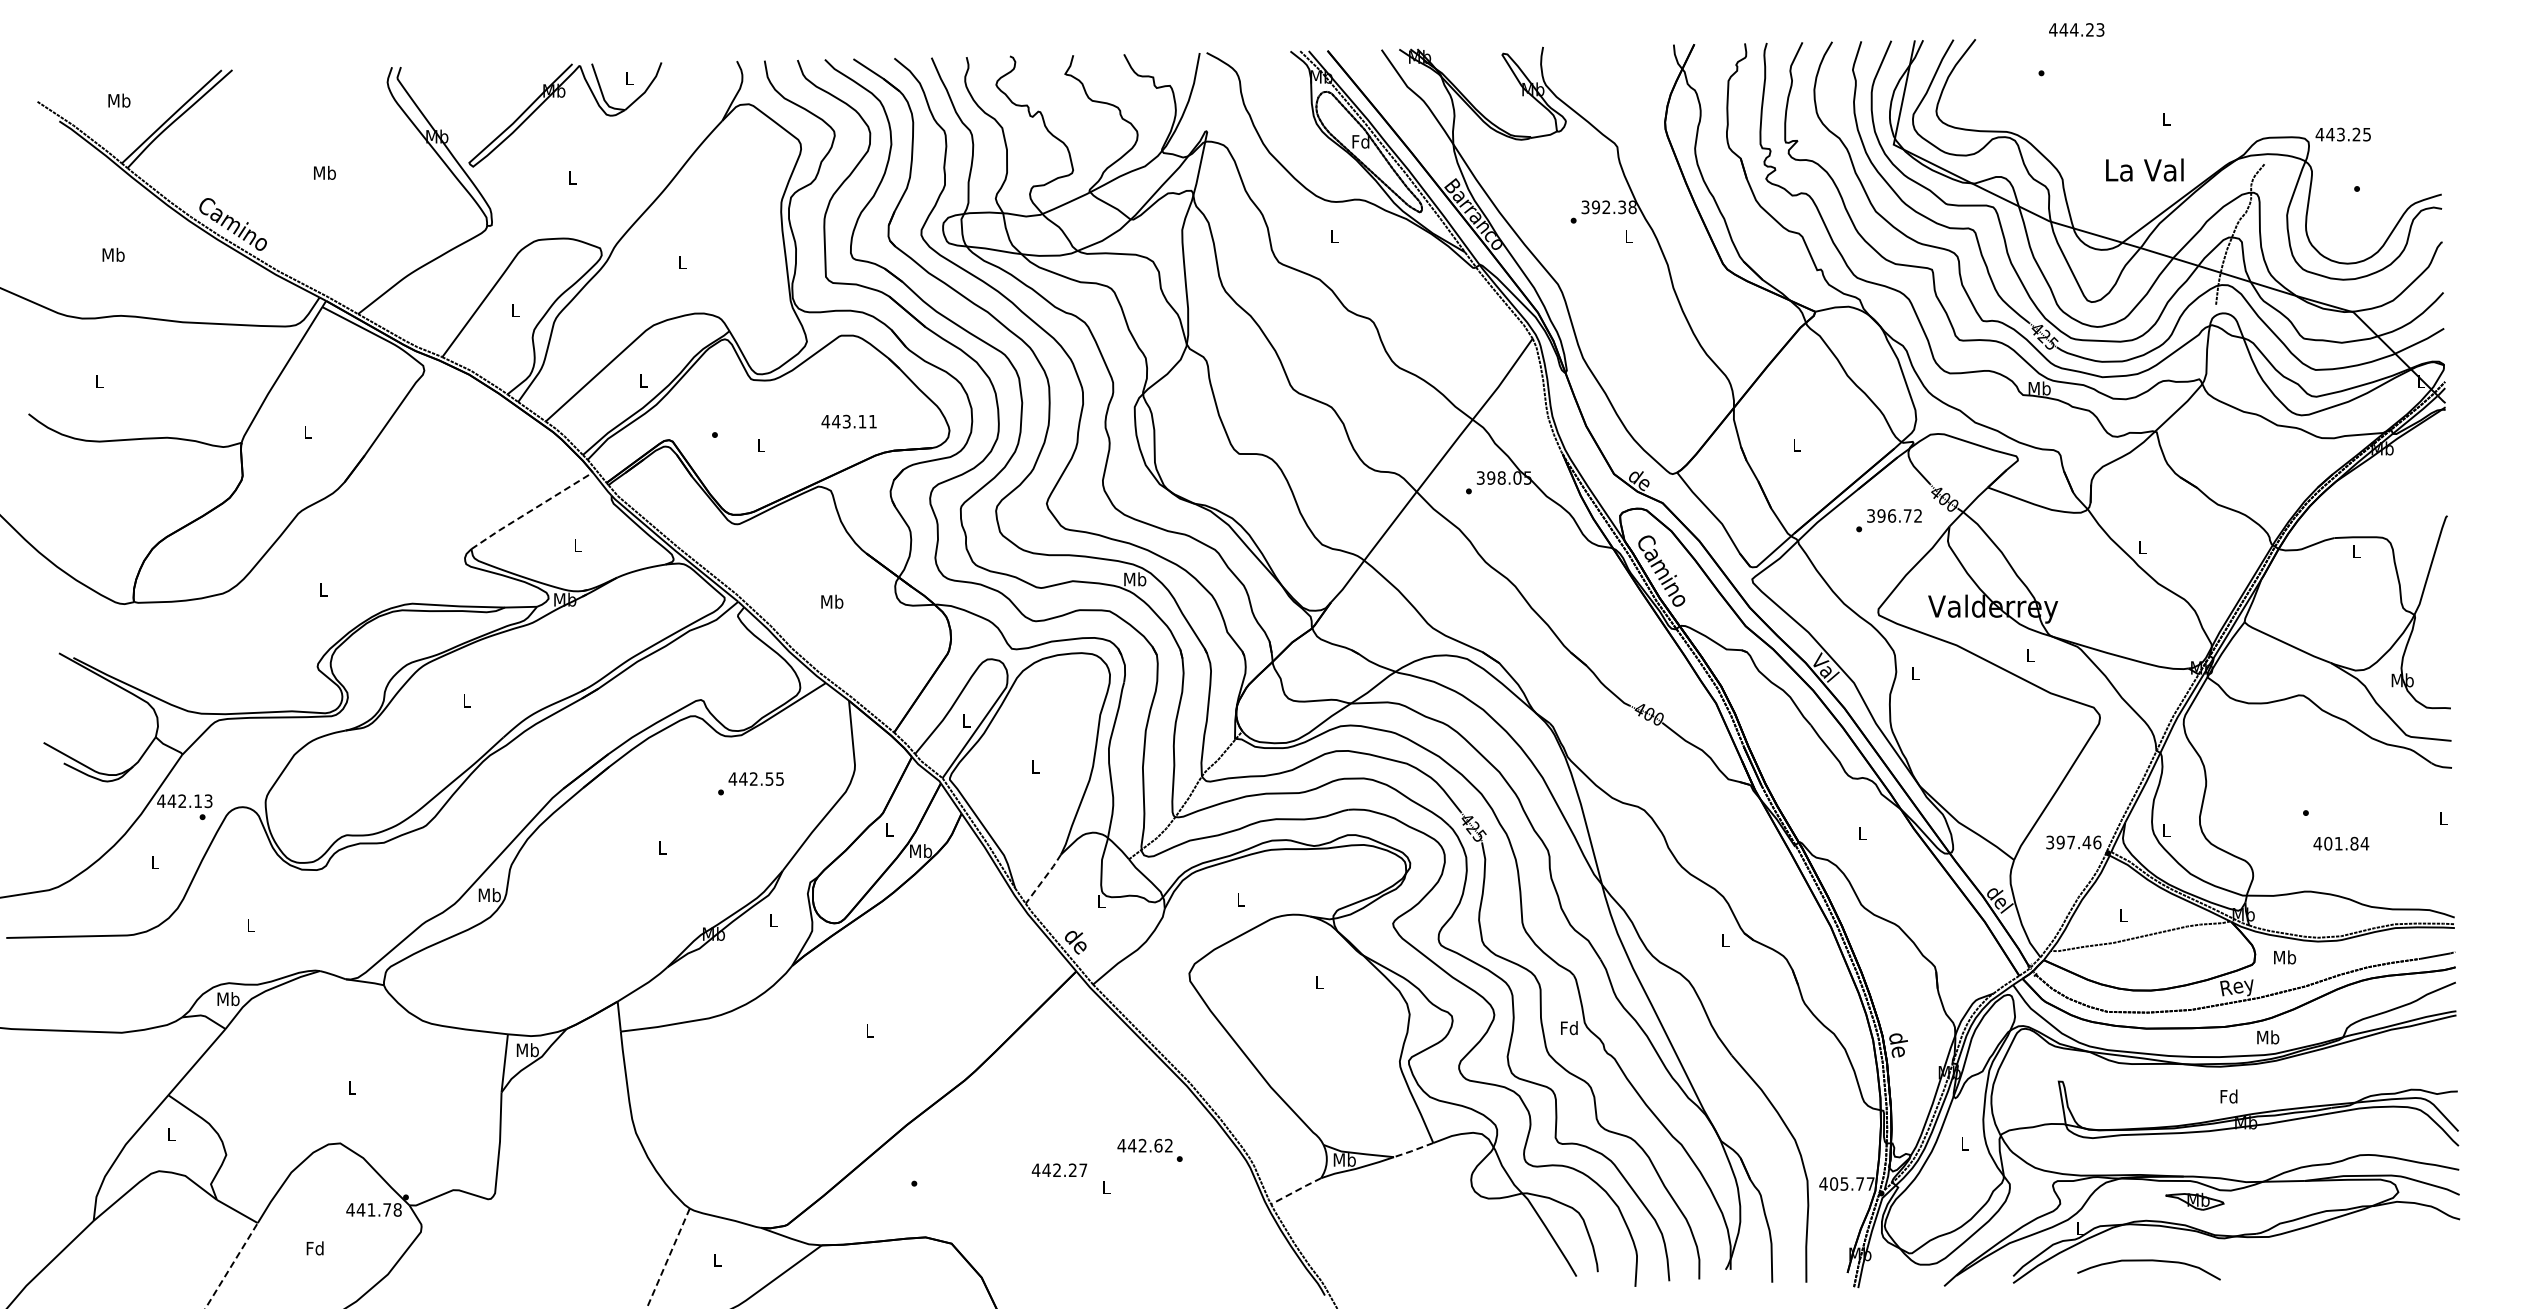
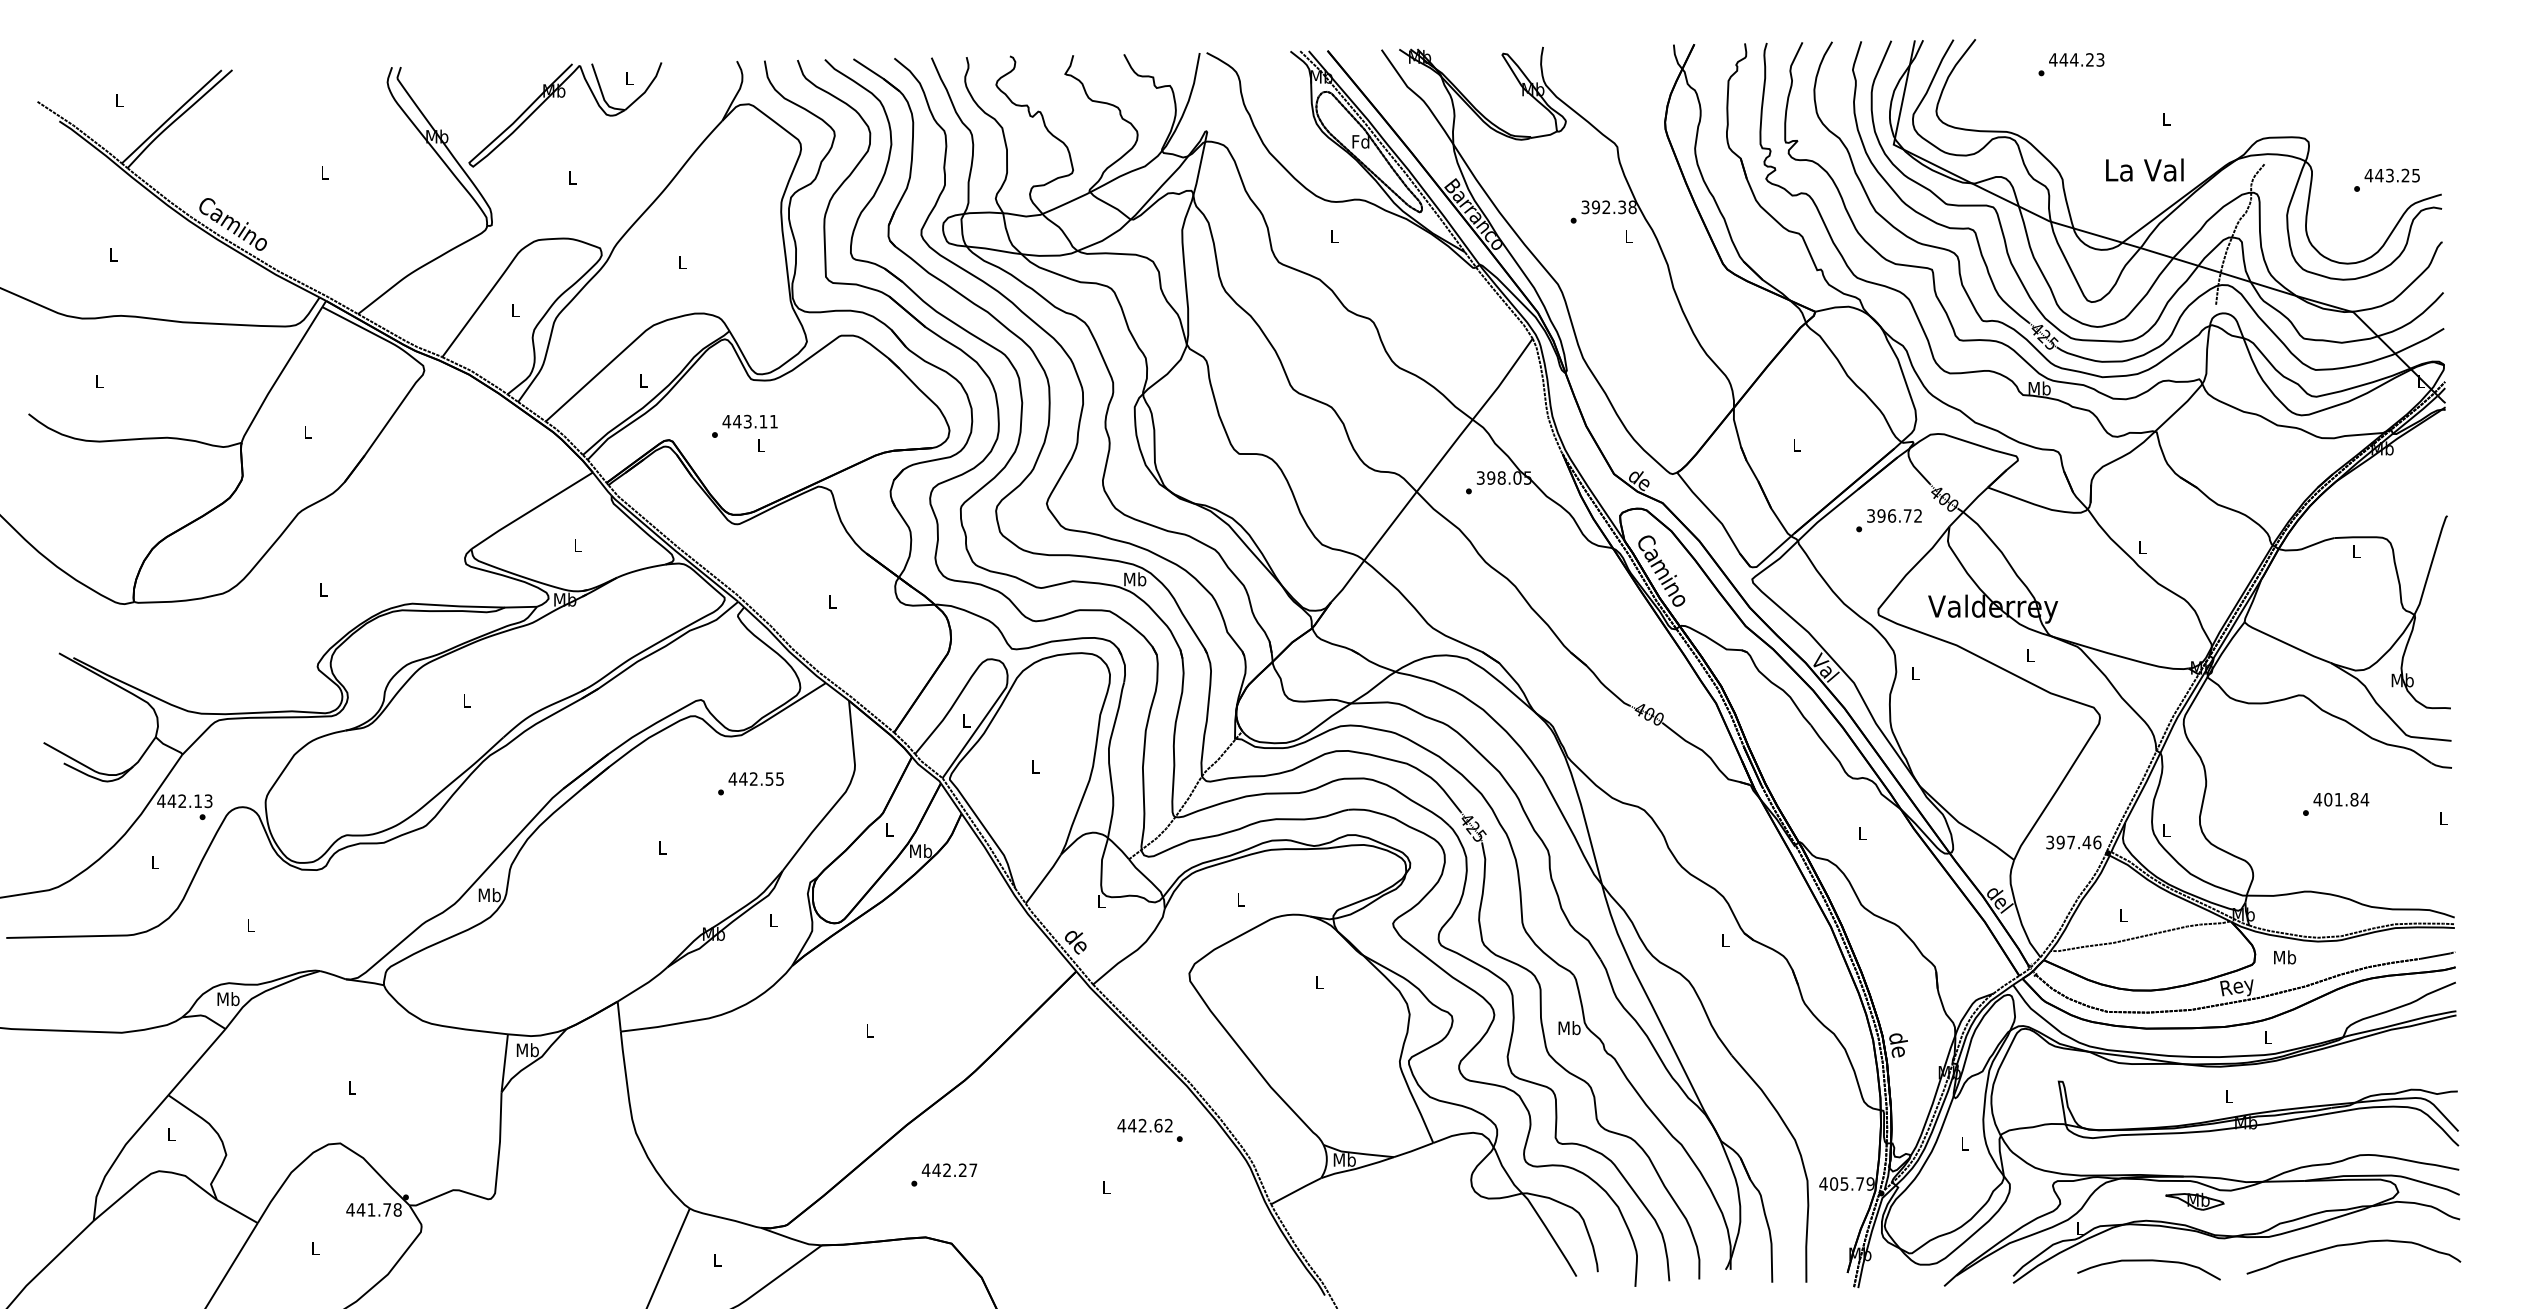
text position: (2076, 29) -> (2076, 59) (2076, 59)
text: Mb -> L (119, 100)
text position: (2342, 134) -> (2391, 175) (2391, 175)
text: Mb -> L (324, 172)
text: Mb -> L (113, 254)
text position: (848, 421) -> (749, 421) (749, 421)
line: dashed -> solid (531, 510)
text: Mb -> L (832, 601)
text position: (2341, 843) -> (2341, 799) (2341, 799)
line: dashed -> solid (1043, 879)
text: Fd -> Mb (1569, 1028)
text: Mb -> L (2268, 1037)
text: Fd -> L (2228, 1096)
text position: (1149, 1149) -> (1149, 1129) (1149, 1129)
line: dashed -> solid (1412, 1150)
text position: (1059, 1169) -> (949, 1169) (949, 1169)
text: 405.77 -> 405.79 (1870, 1183)
line: dashed -> solid (1296, 1190)
curve: none -> present (2351, 1245)
text: Fd -> L (314, 1248)
line: dashed -> solid (668, 1258)
line: dashed -> solid (231, 1266)
